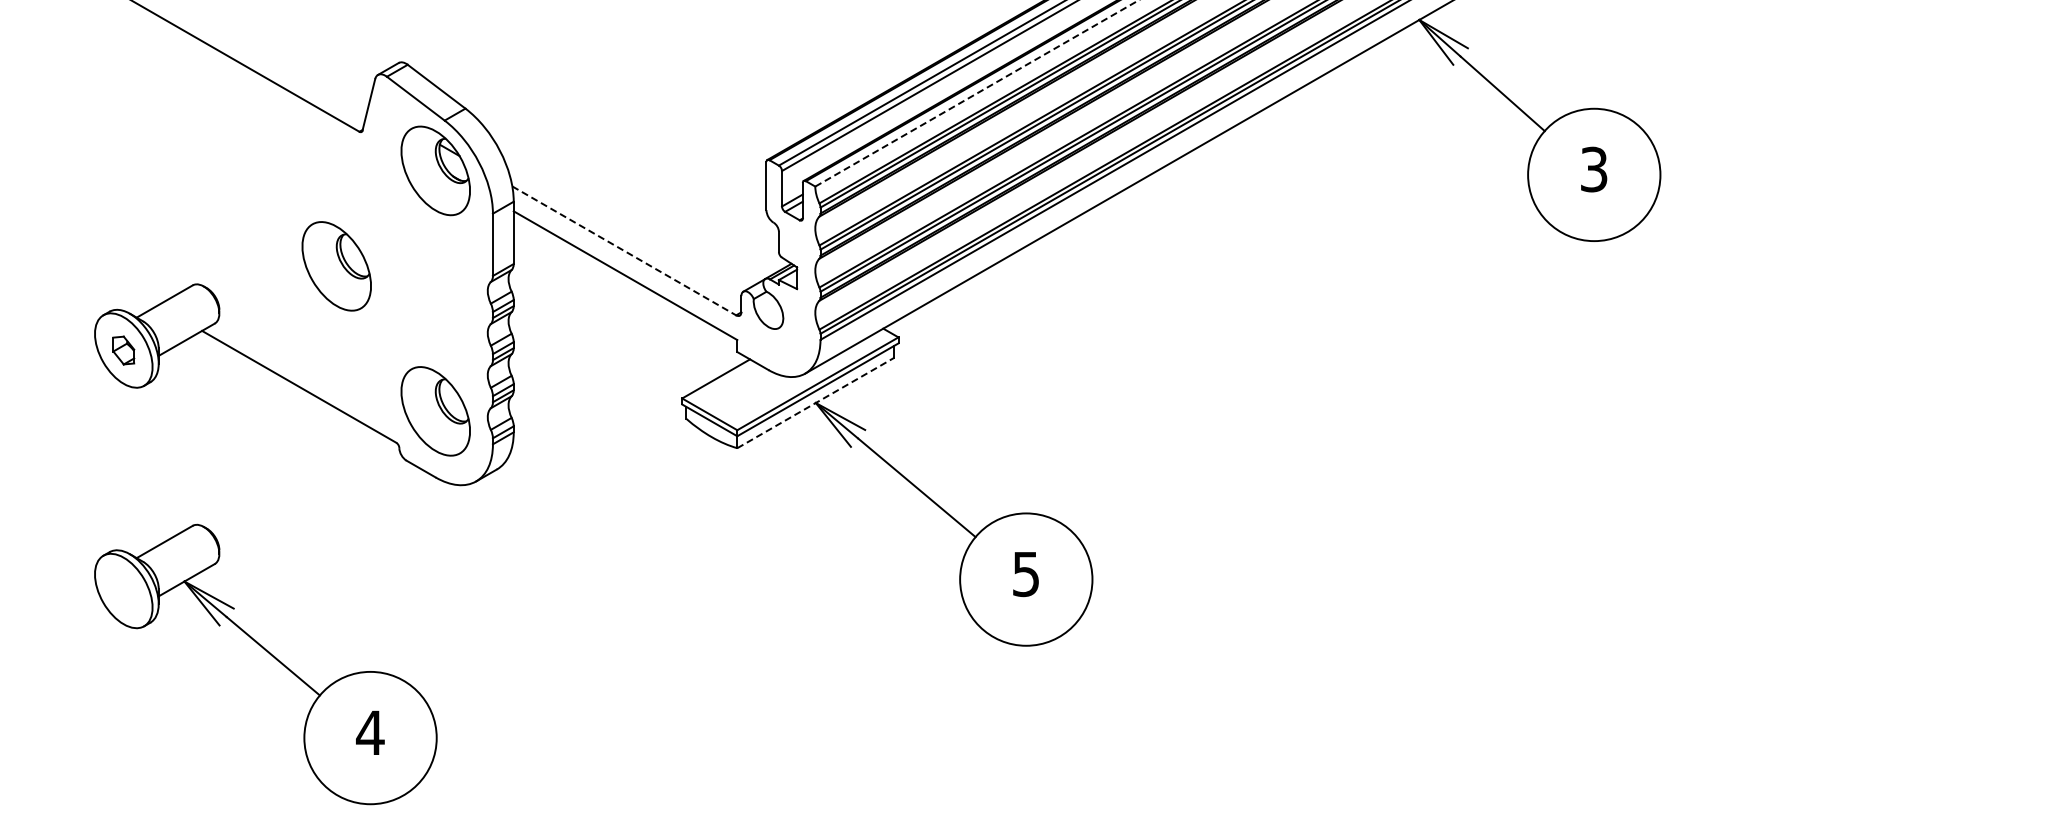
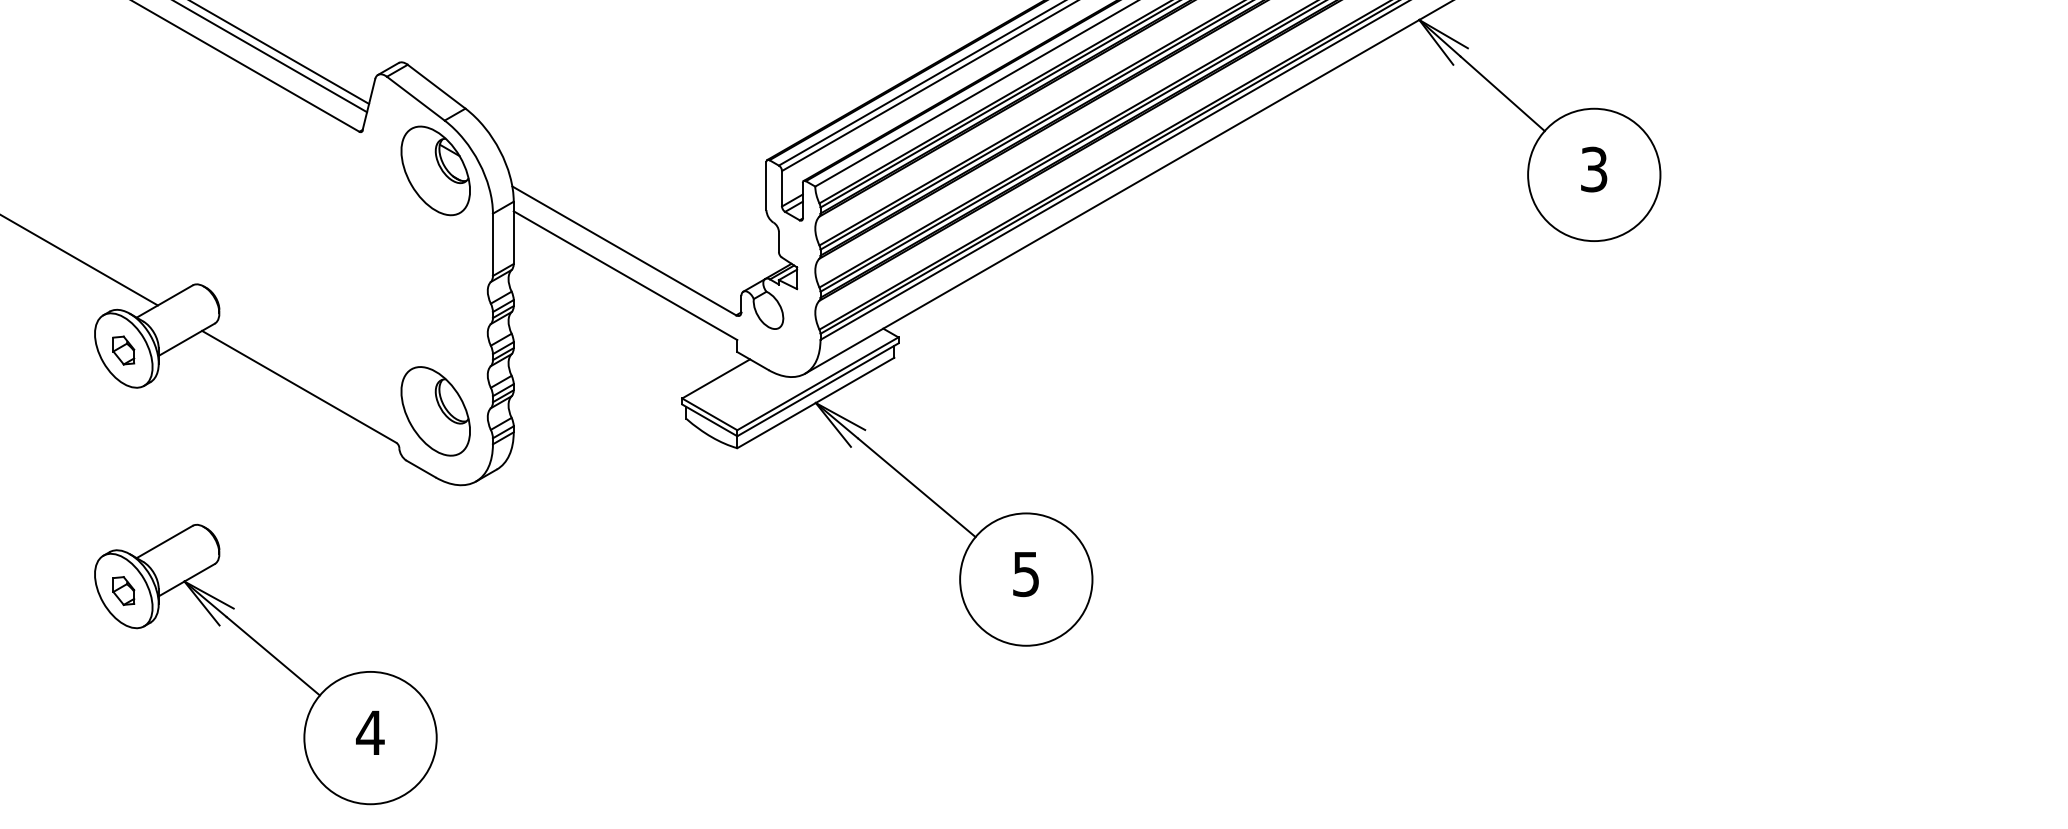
line: none -> present (280, 52)
line: none -> present (271, 57)
line: dashed -> solid (977, 93)
line: dashed -> solid (624, 251)
line: none -> present (79, 260)
part: present -> none (336, 266)
line: dashed -> solid (815, 403)
part: none -> present (123, 591)
